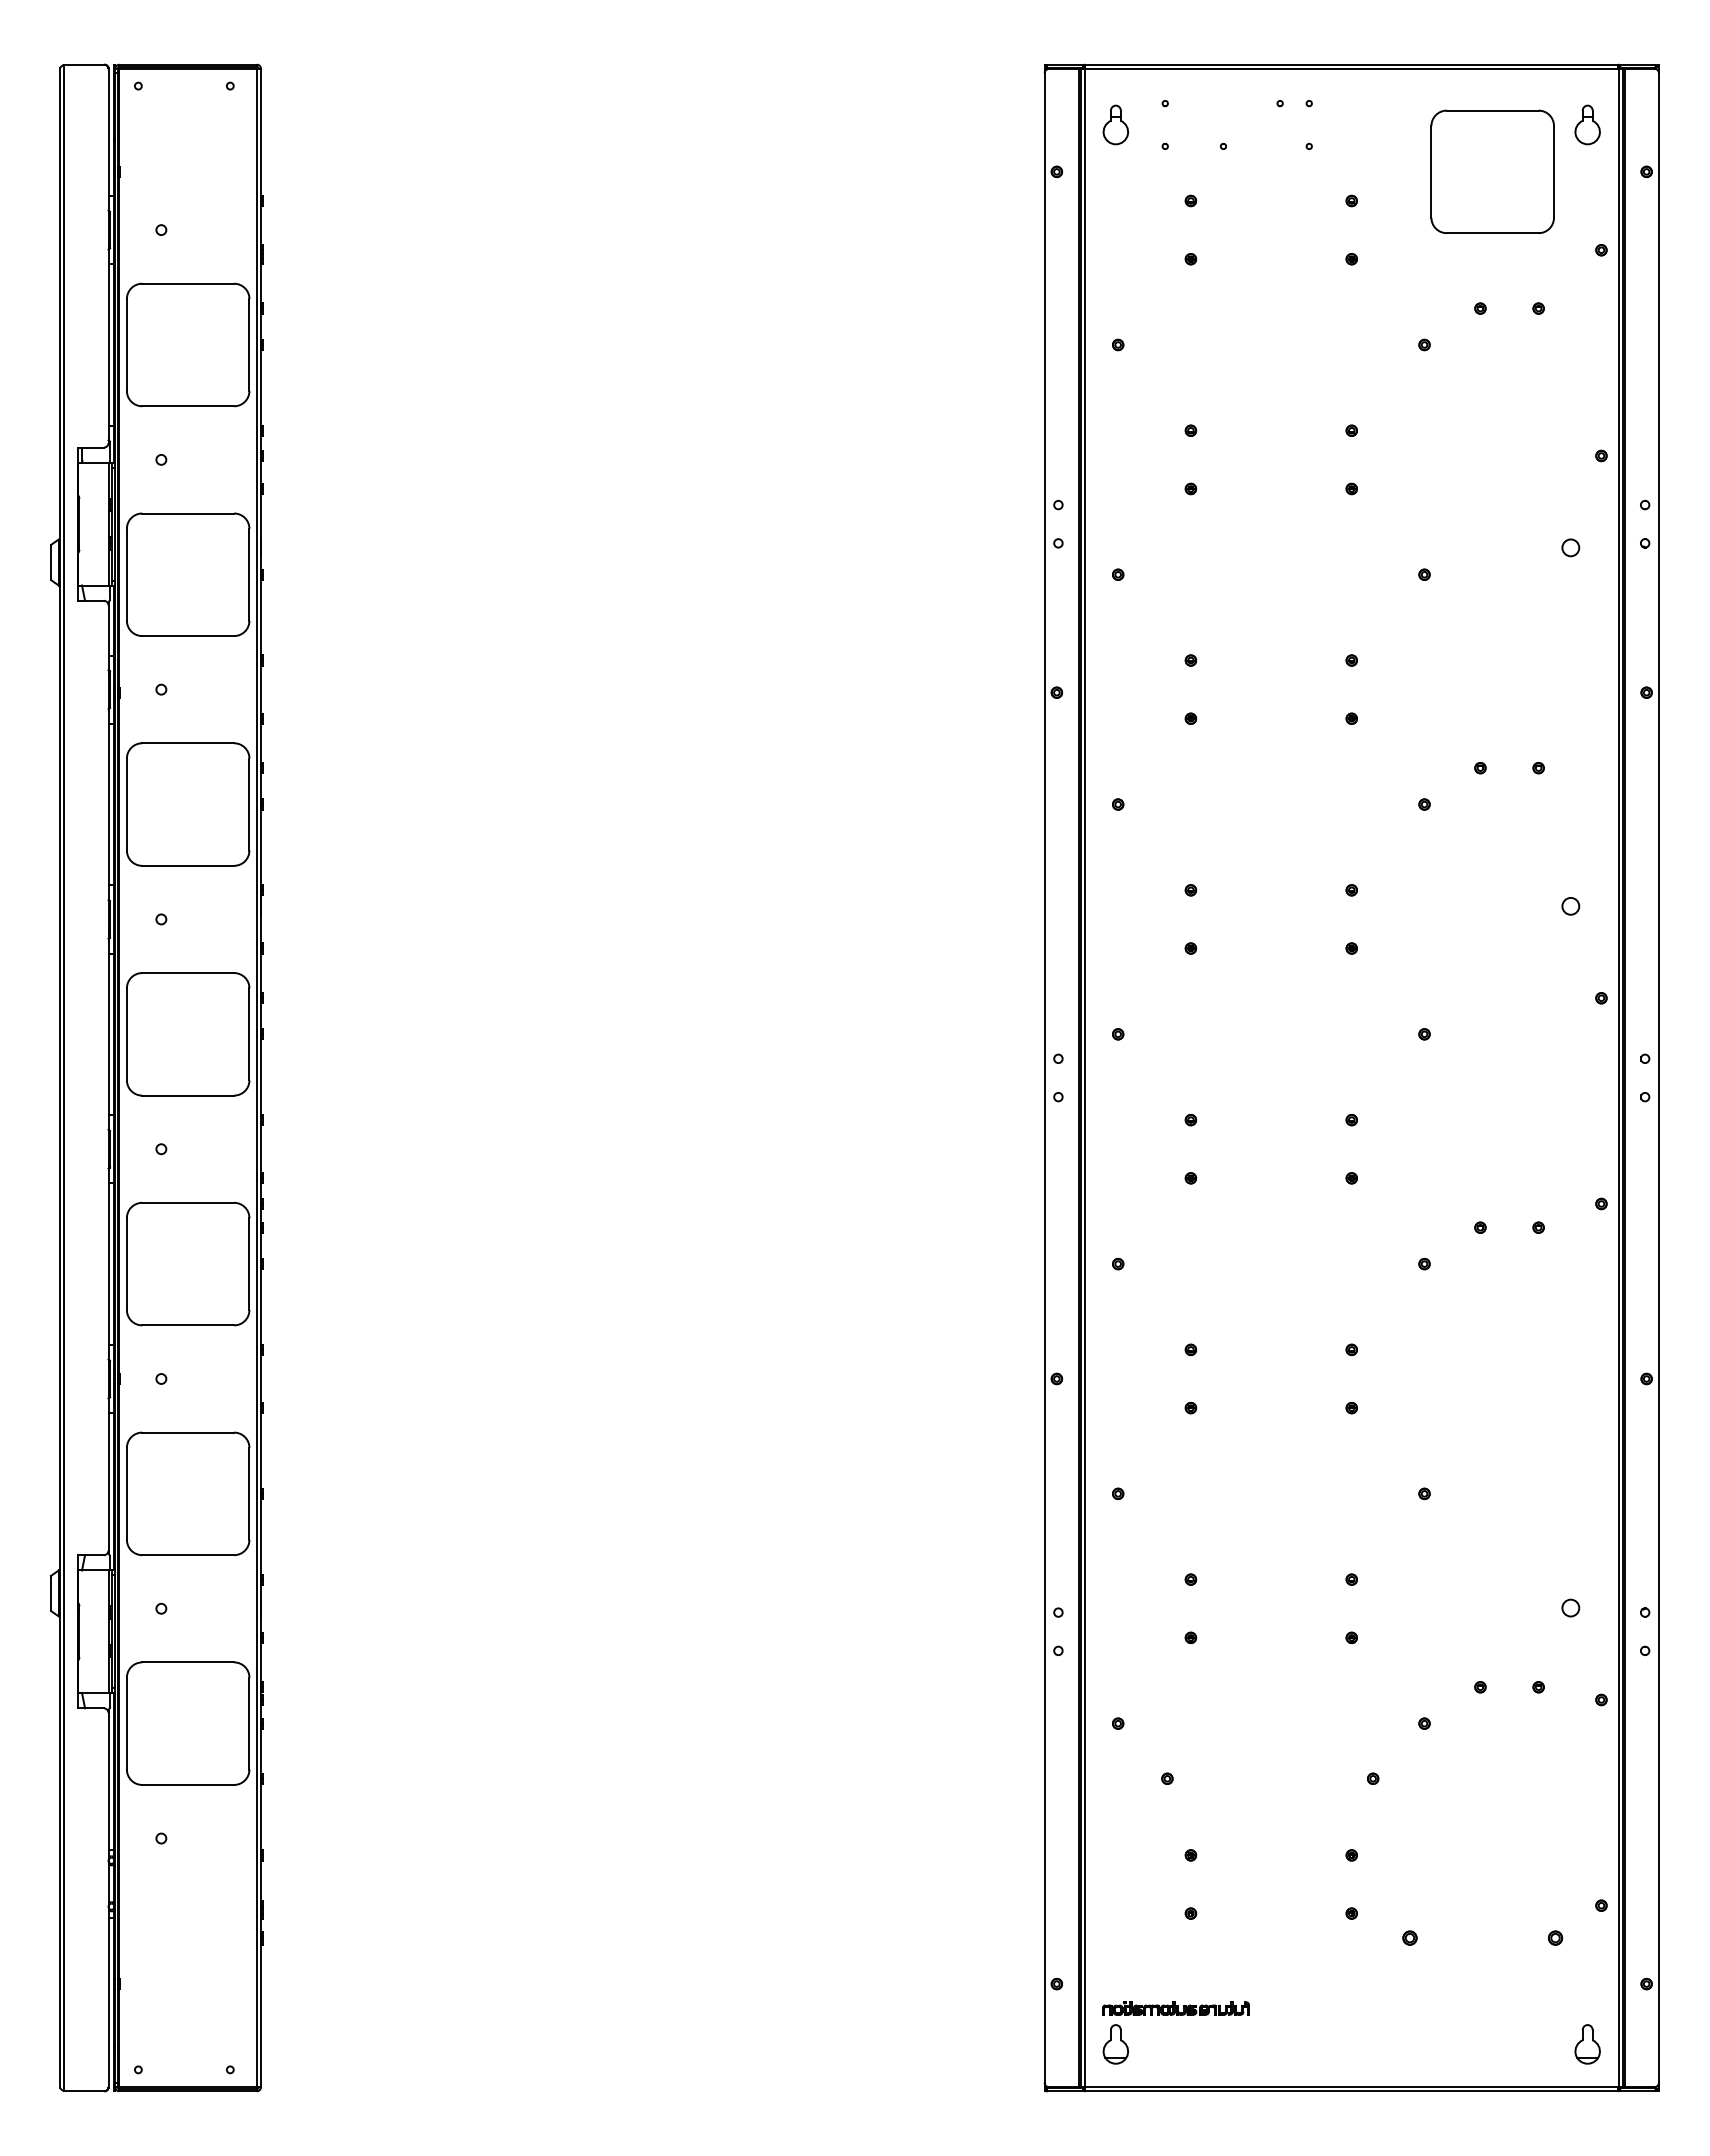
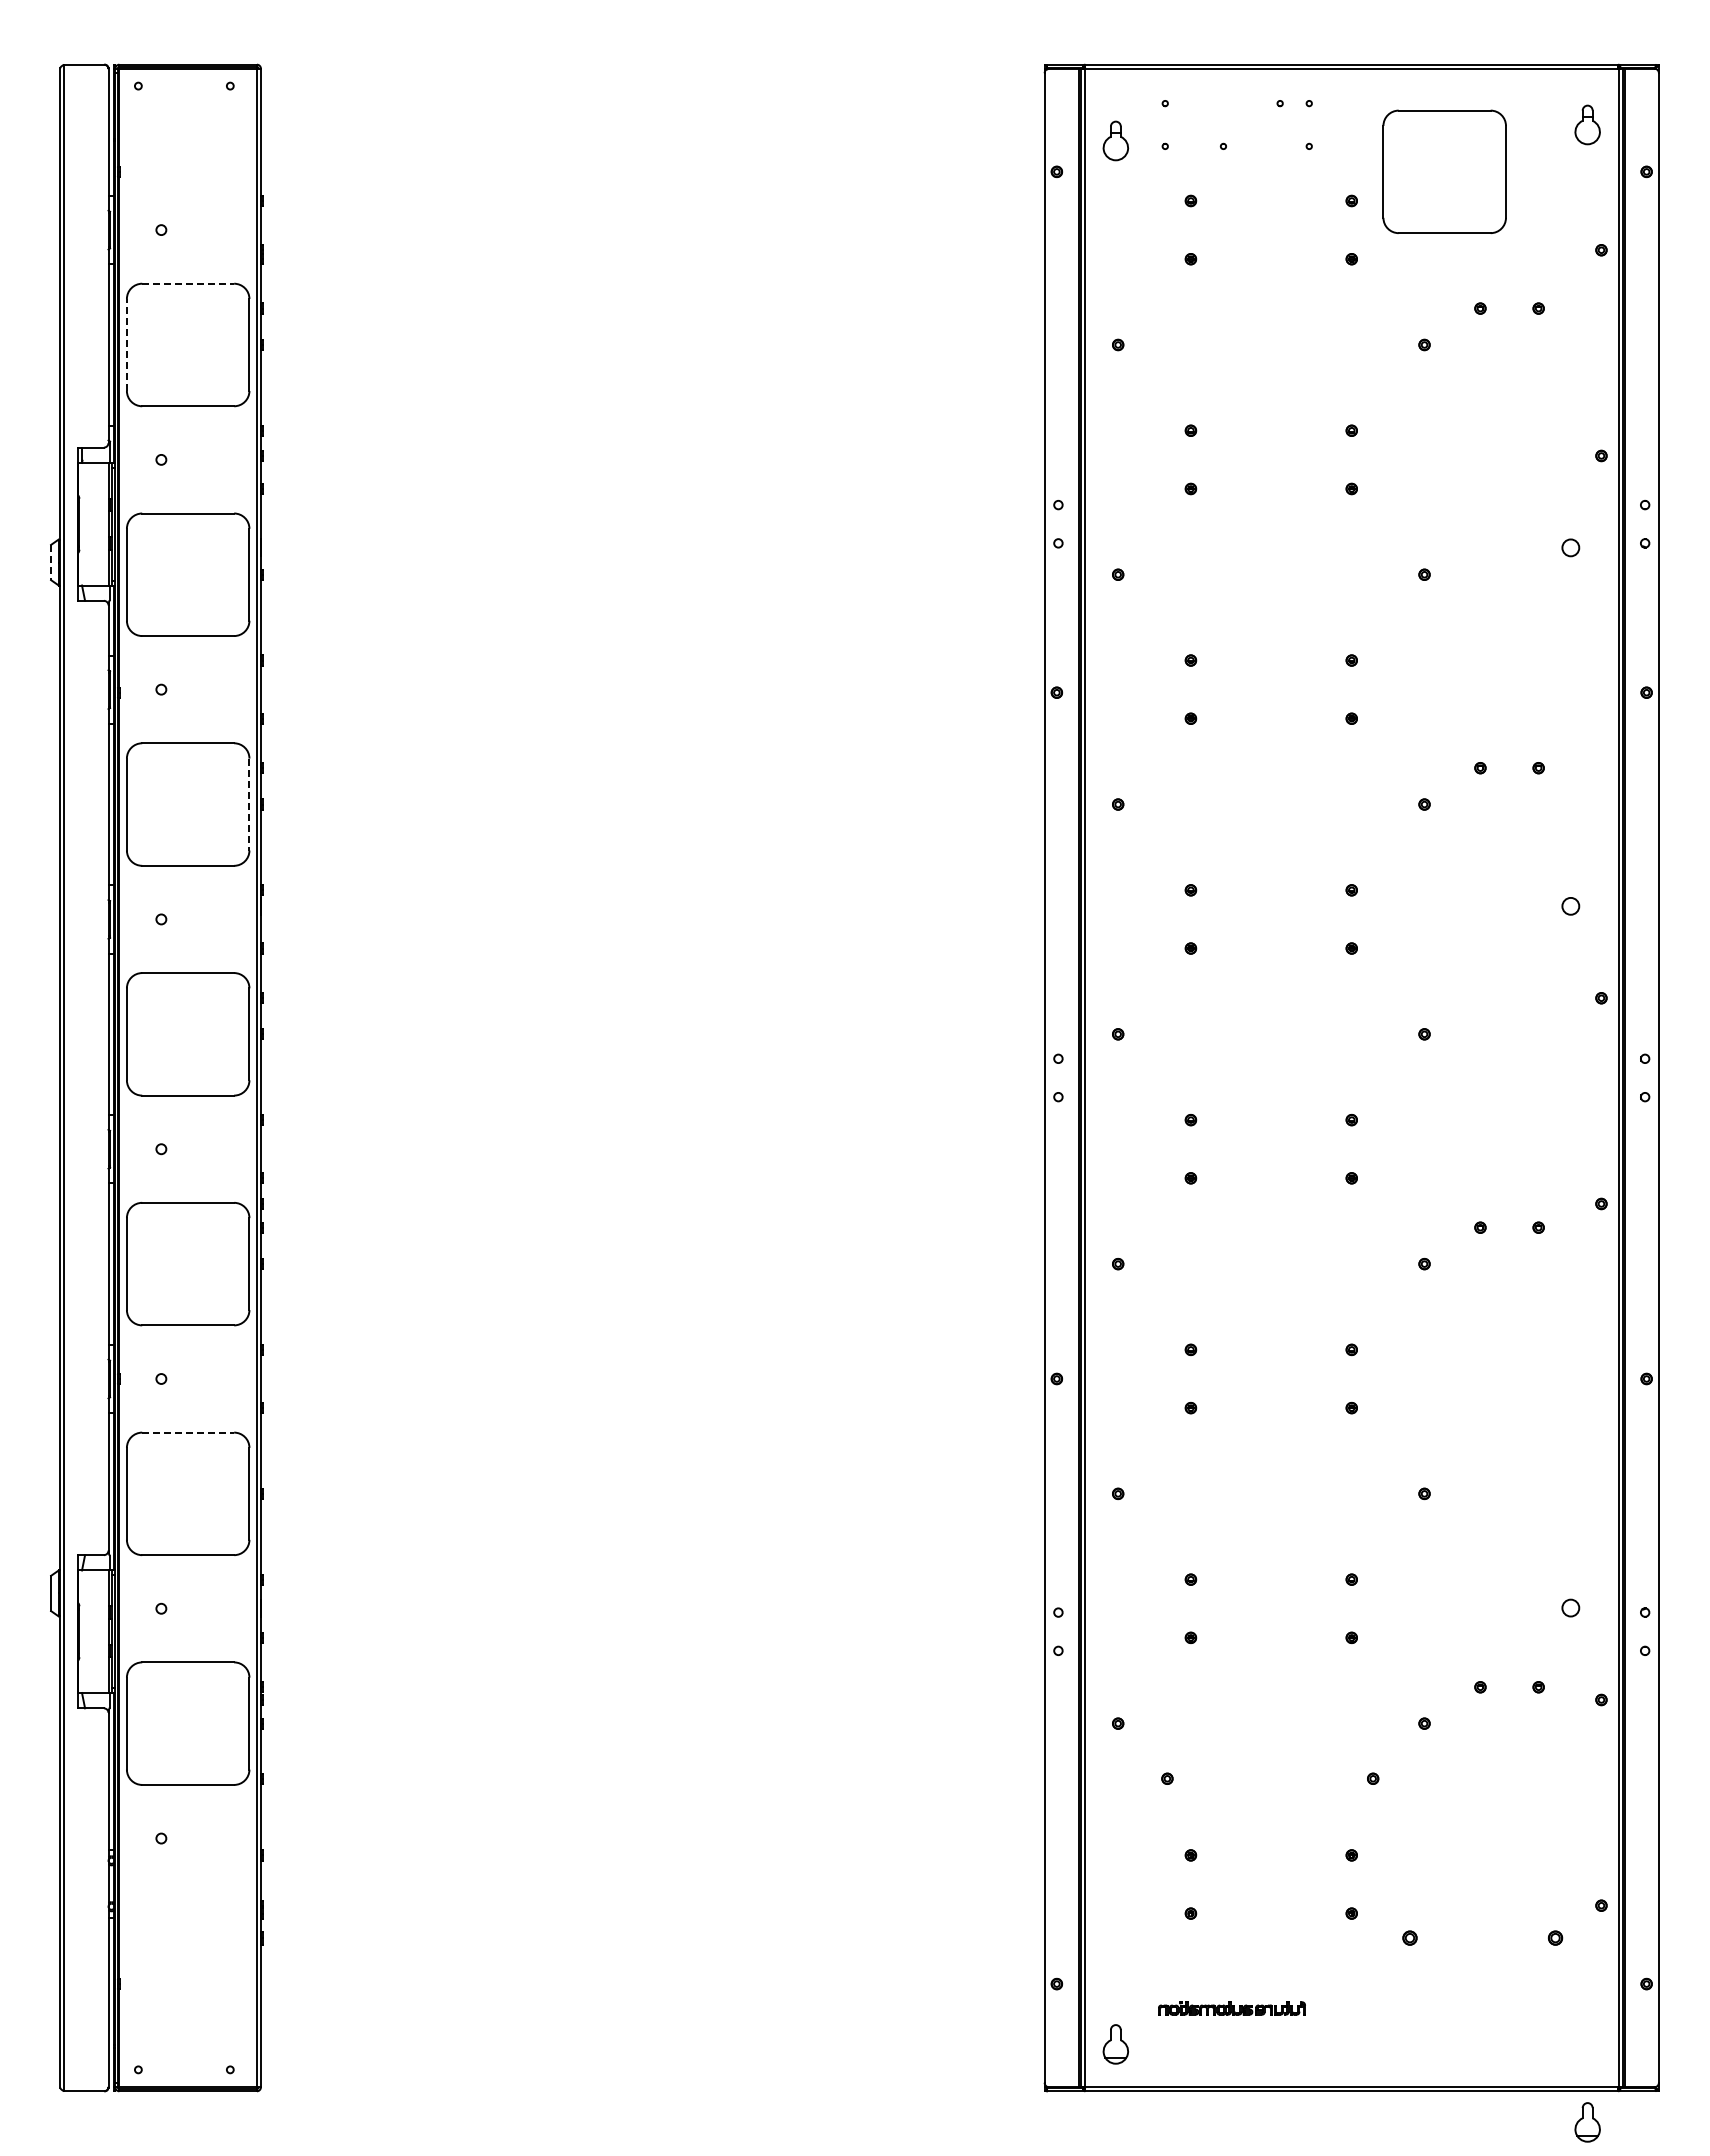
part position: (1115, 124) -> (1115, 140) (1115, 140)
part position: (1492, 171) -> (1444, 171) (1444, 171)
line: solid -> dashed (188, 283)
line: solid -> dashed (126, 345)
line: solid -> dashed (51, 562)
line: solid -> dashed (249, 804)
line: solid -> dashed (188, 1432)
part position: (1175, 2008) -> (1231, 2008) (1231, 2008)
part position: (1587, 2044) -> (1587, 2122) (1587, 2122)
